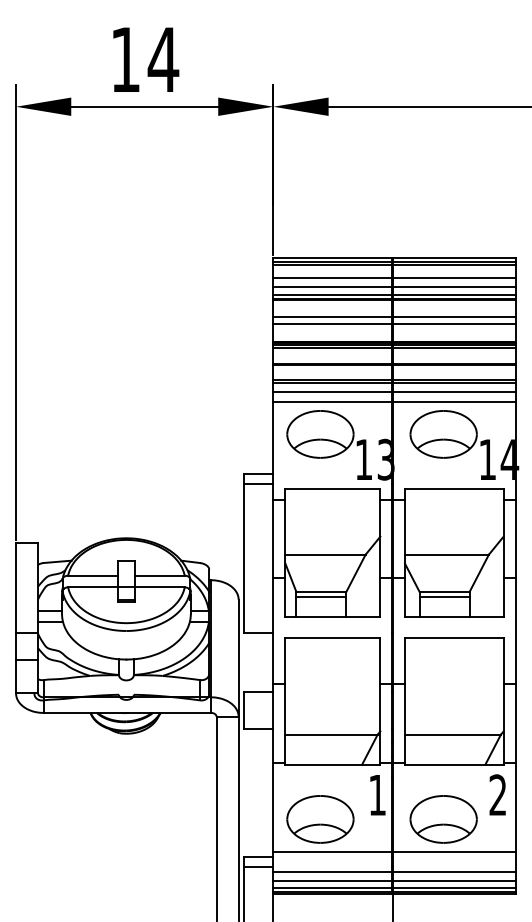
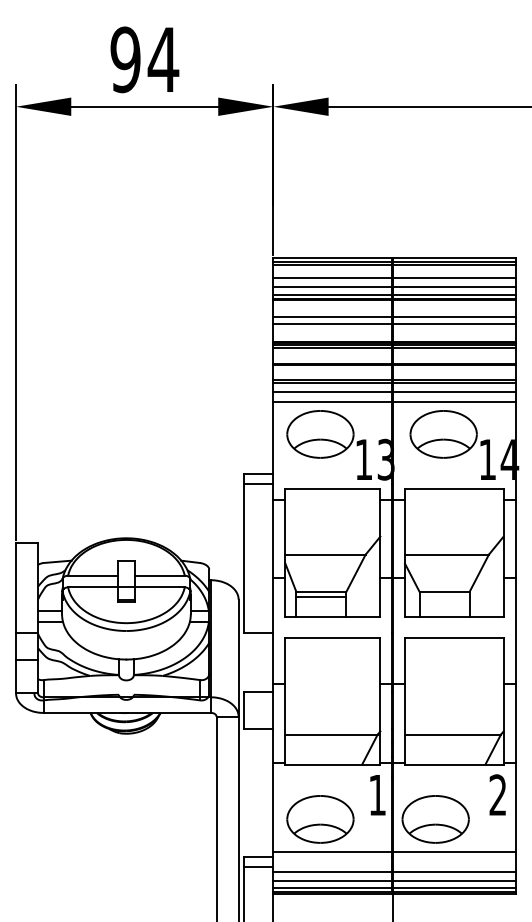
text: 14 -> 94 (125, 59)
line: present -> none (444, 597)
part position: (443, 819) -> (435, 819) (435, 819)
